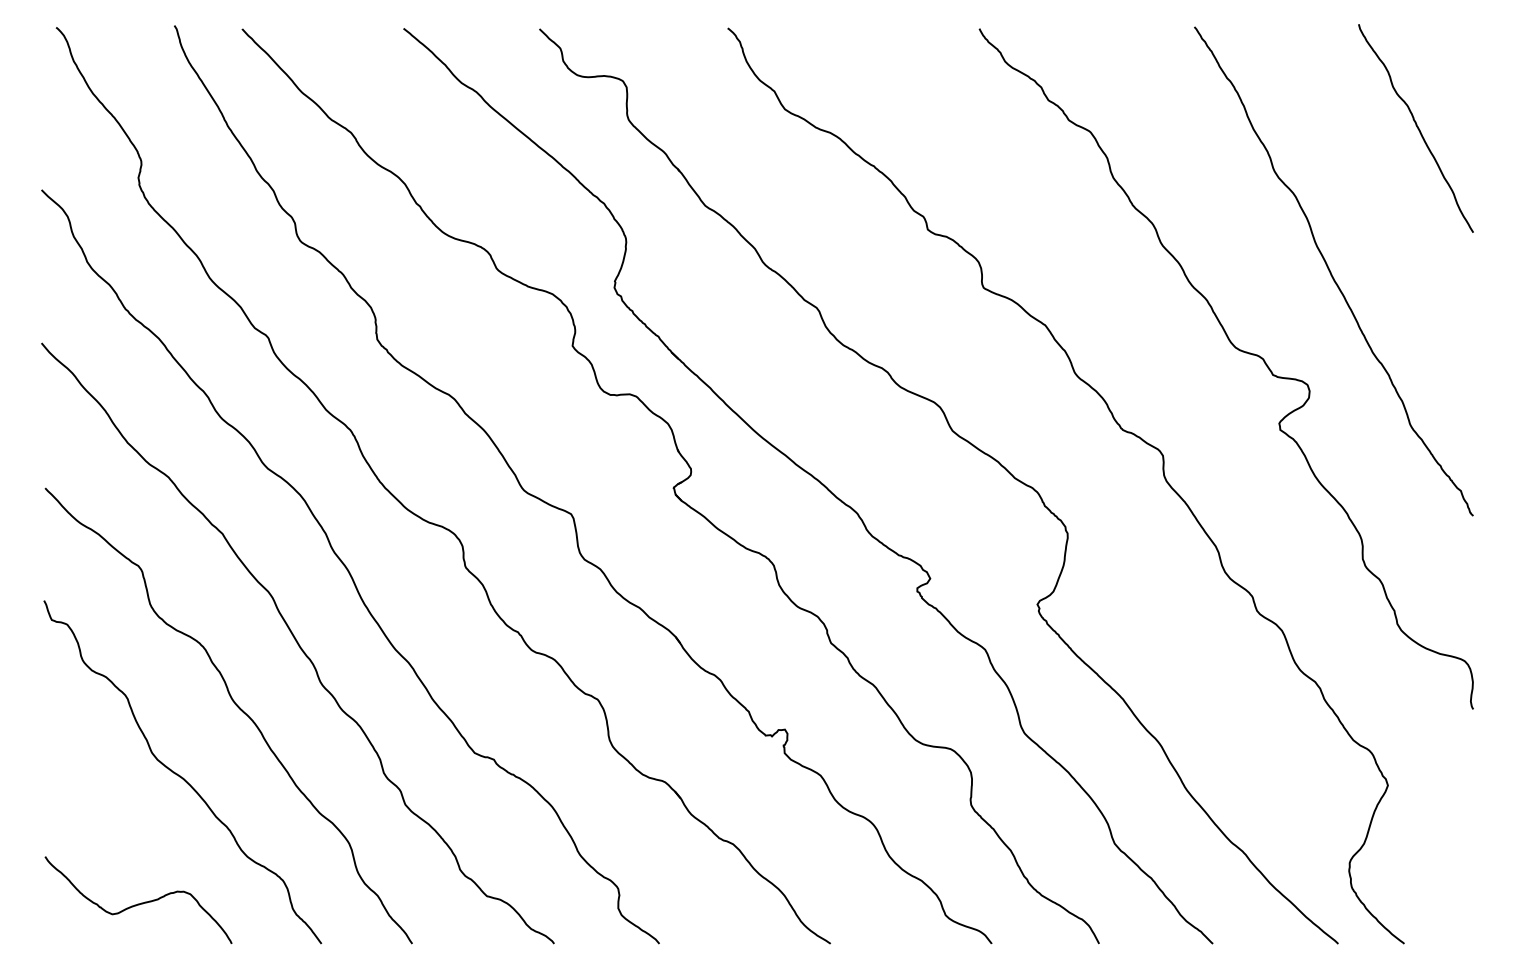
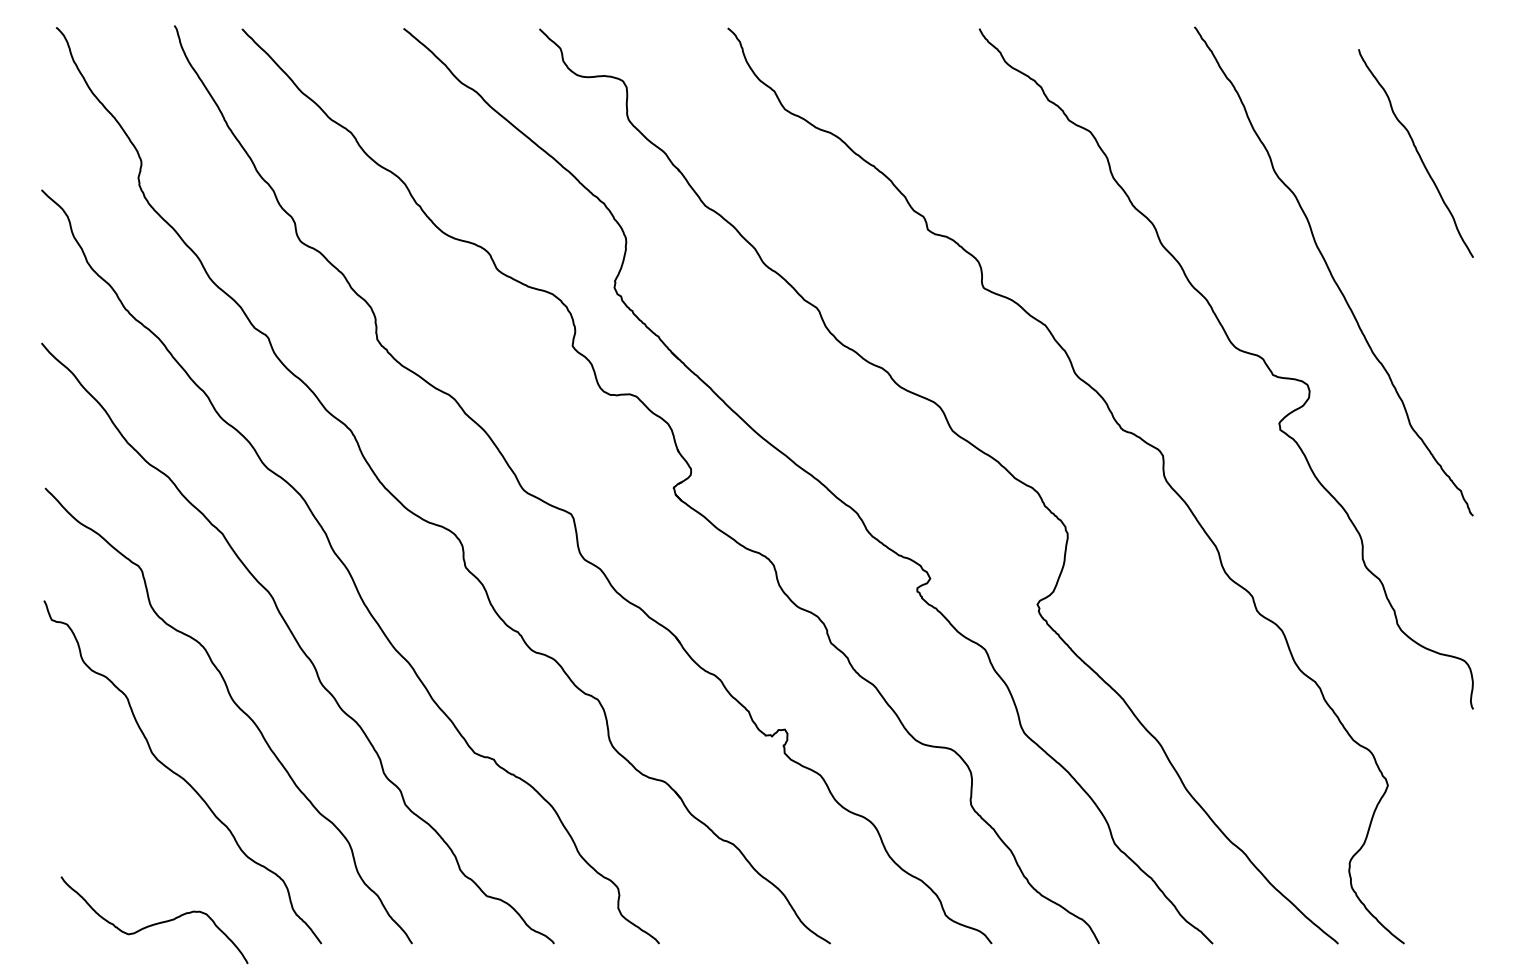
curve position: (1416, 127) -> (1416, 152) (1416, 152)
curve position: (138, 903) -> (154, 923) (154, 923)
